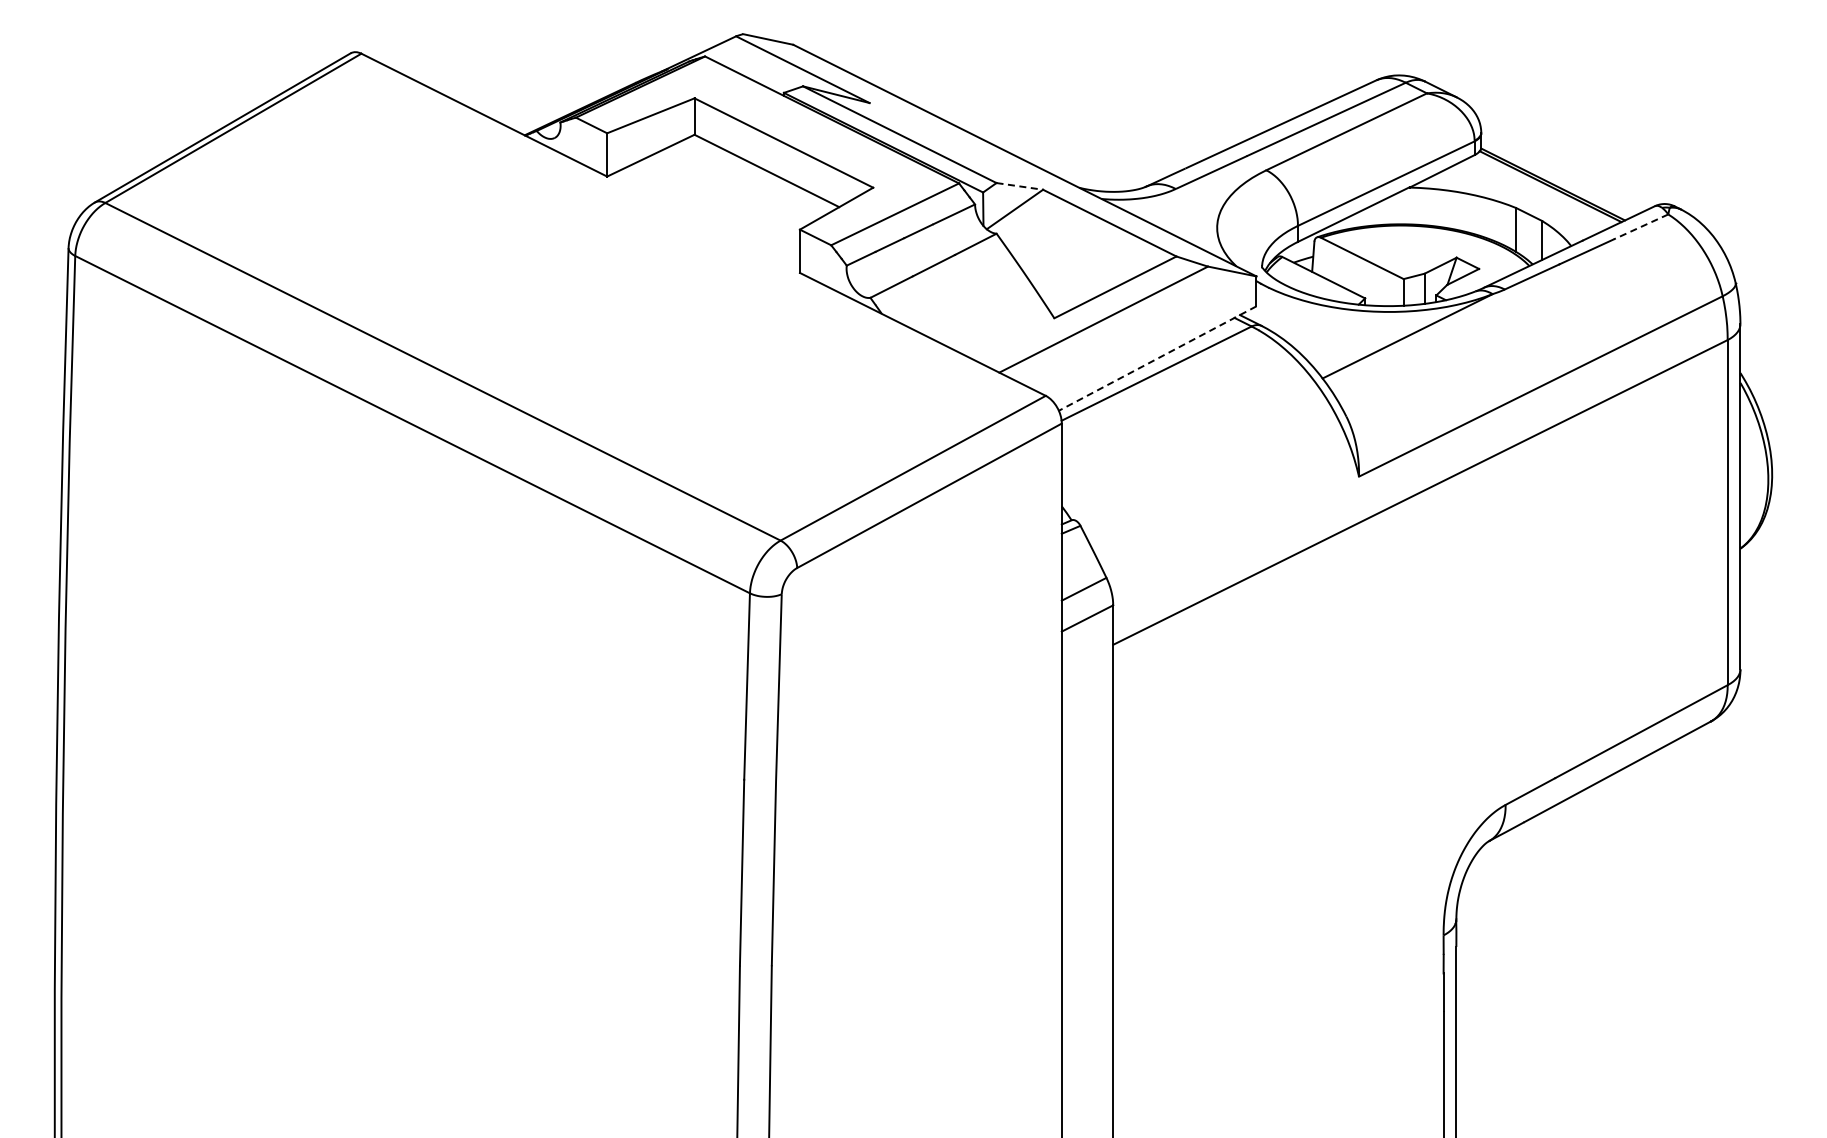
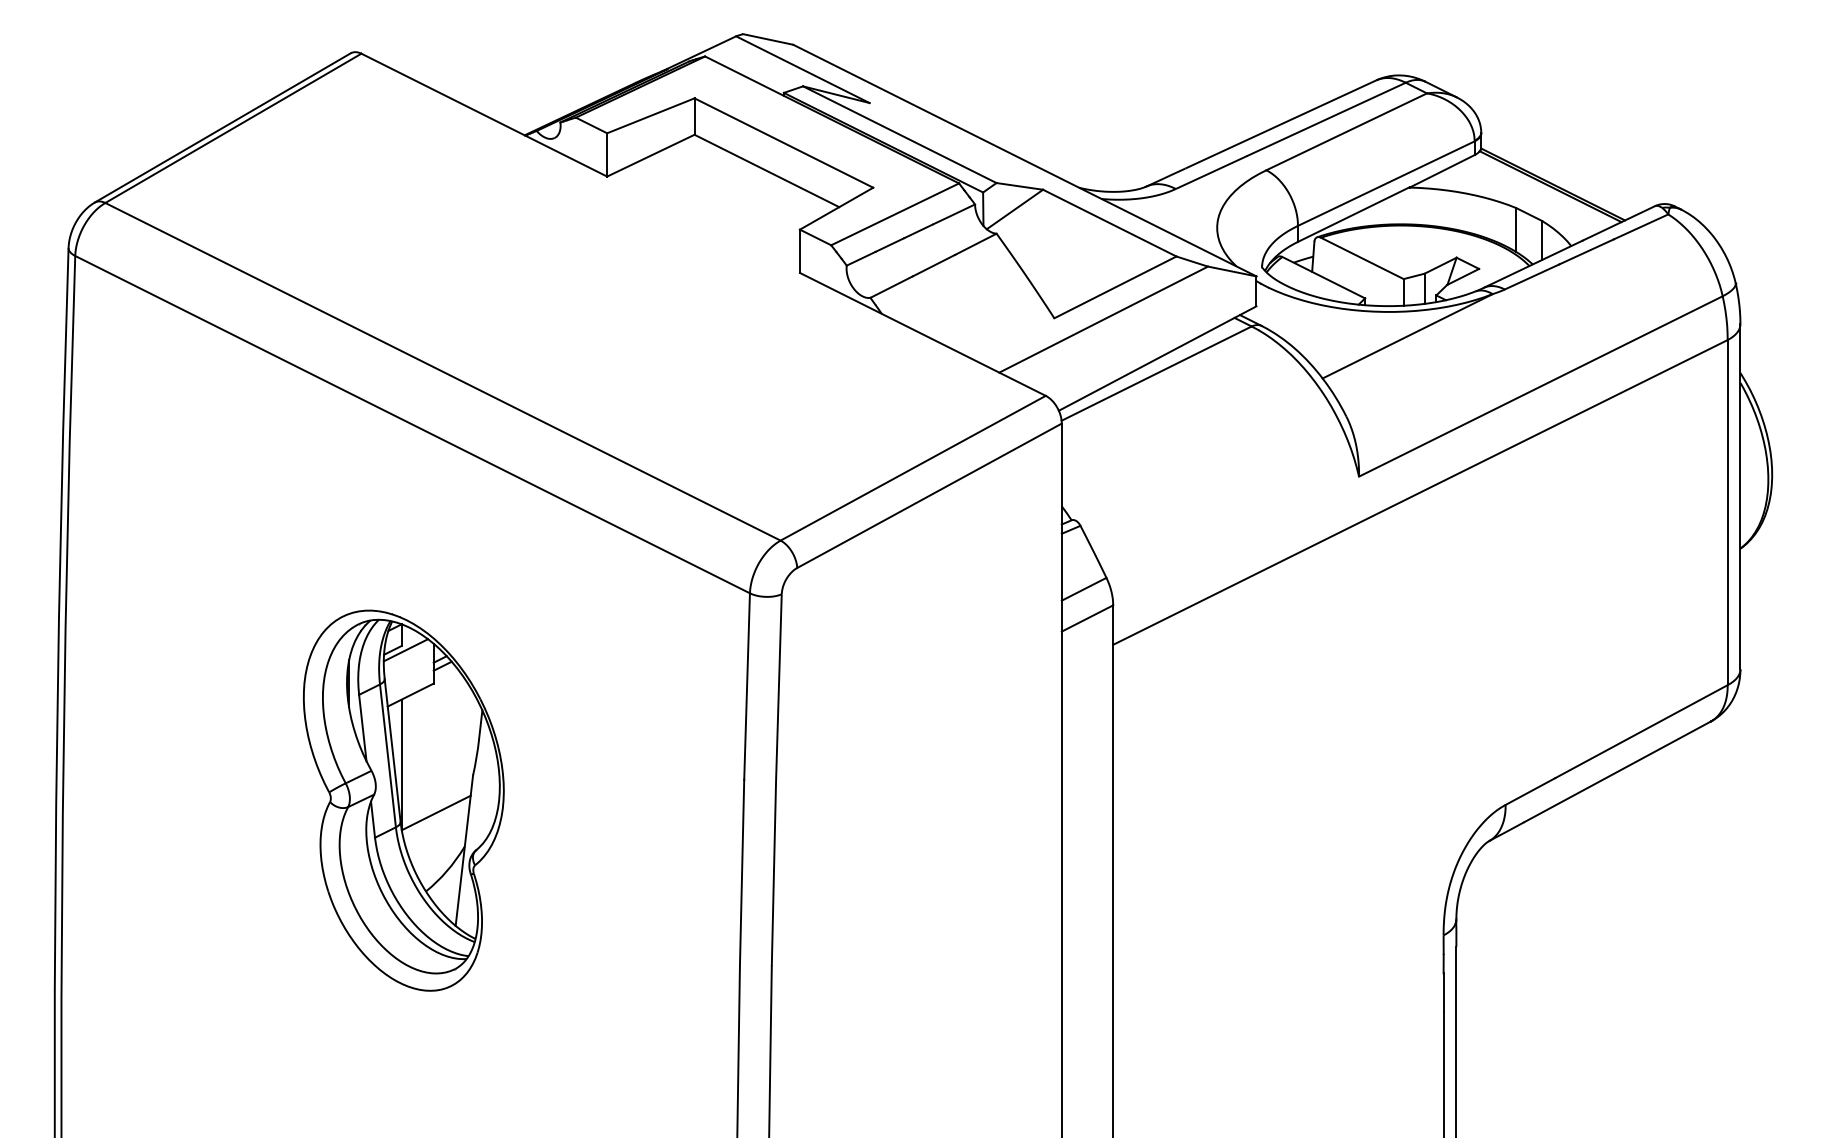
line: dashed -> solid (1019, 186)
line: dashed -> solid (1641, 226)
line: dashed -> solid (1157, 358)
part: none -> present (403, 800)
